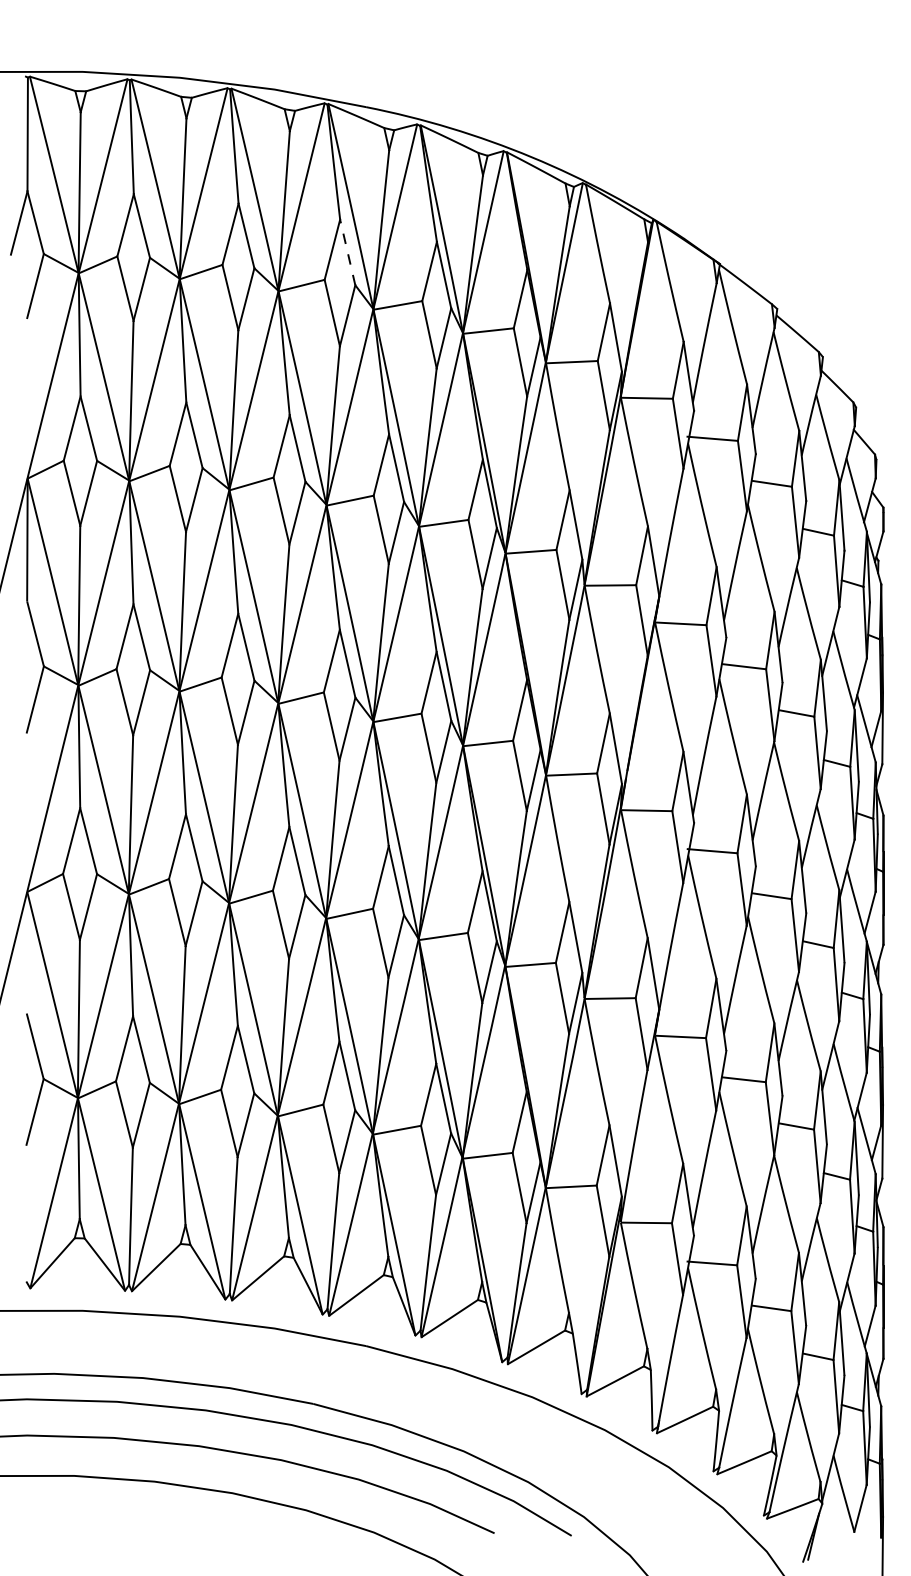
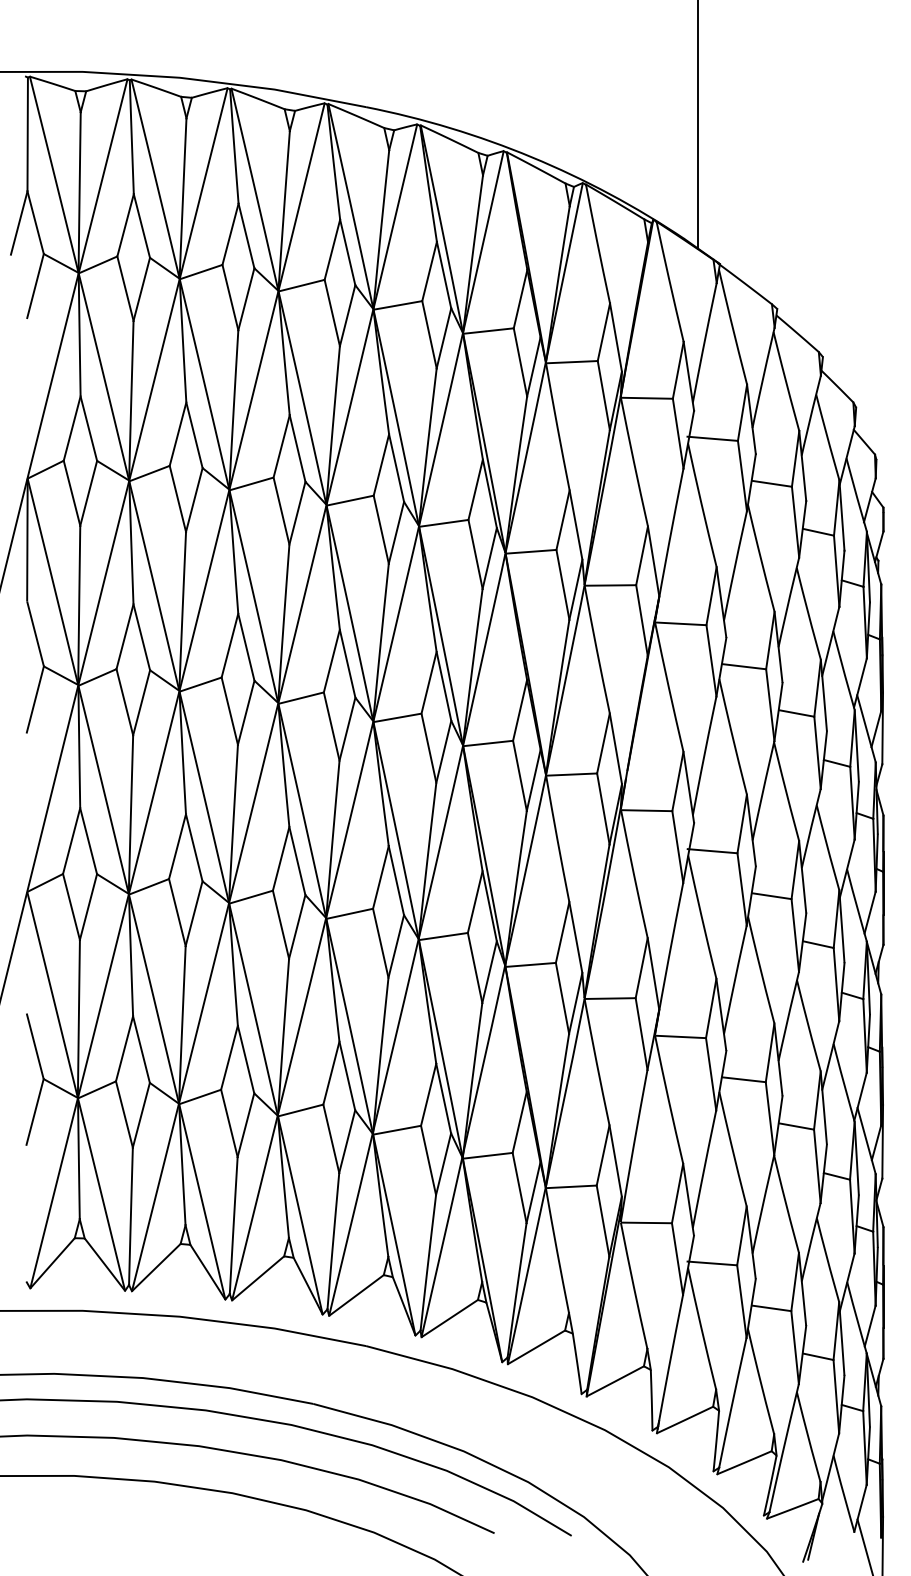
line: none -> present (698, 125)
line: dashed -> solid (347, 252)
line: none -> present (864, 1545)
